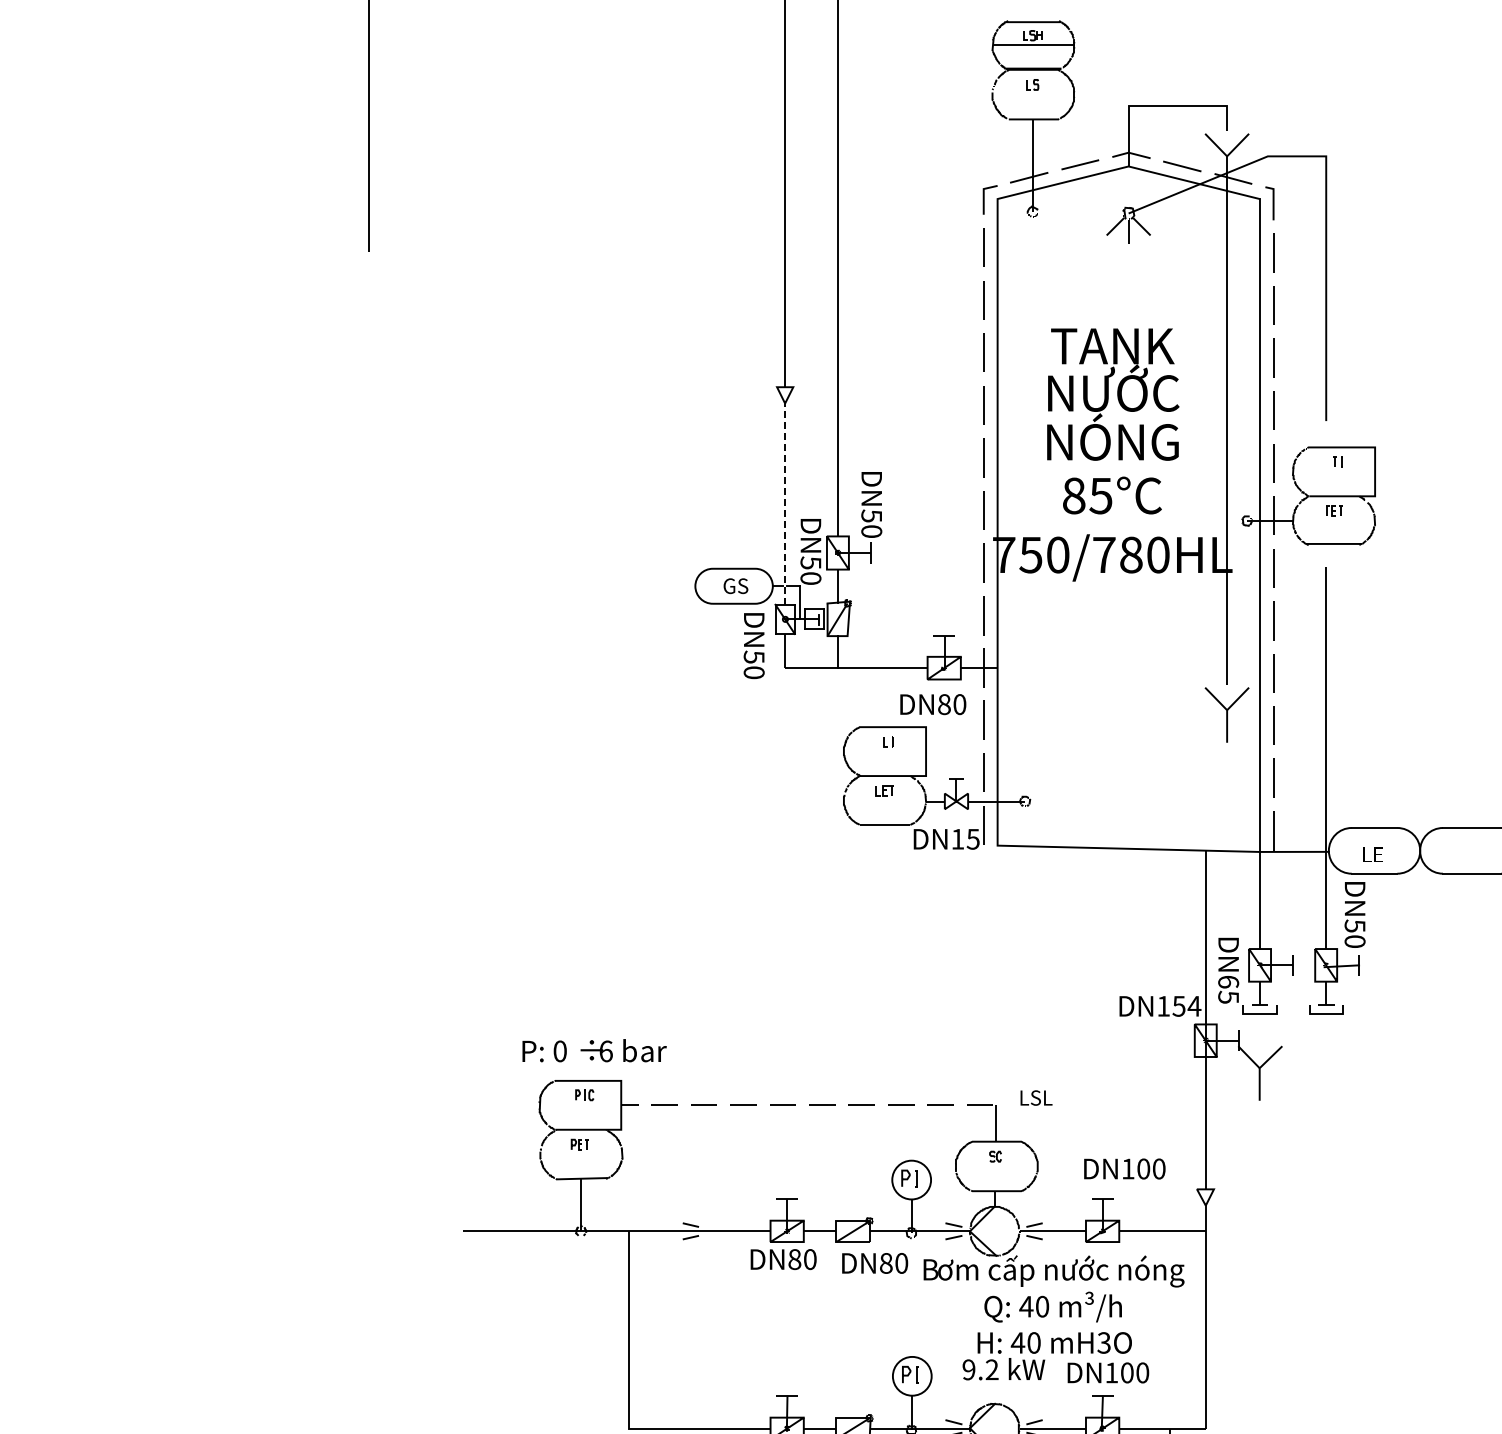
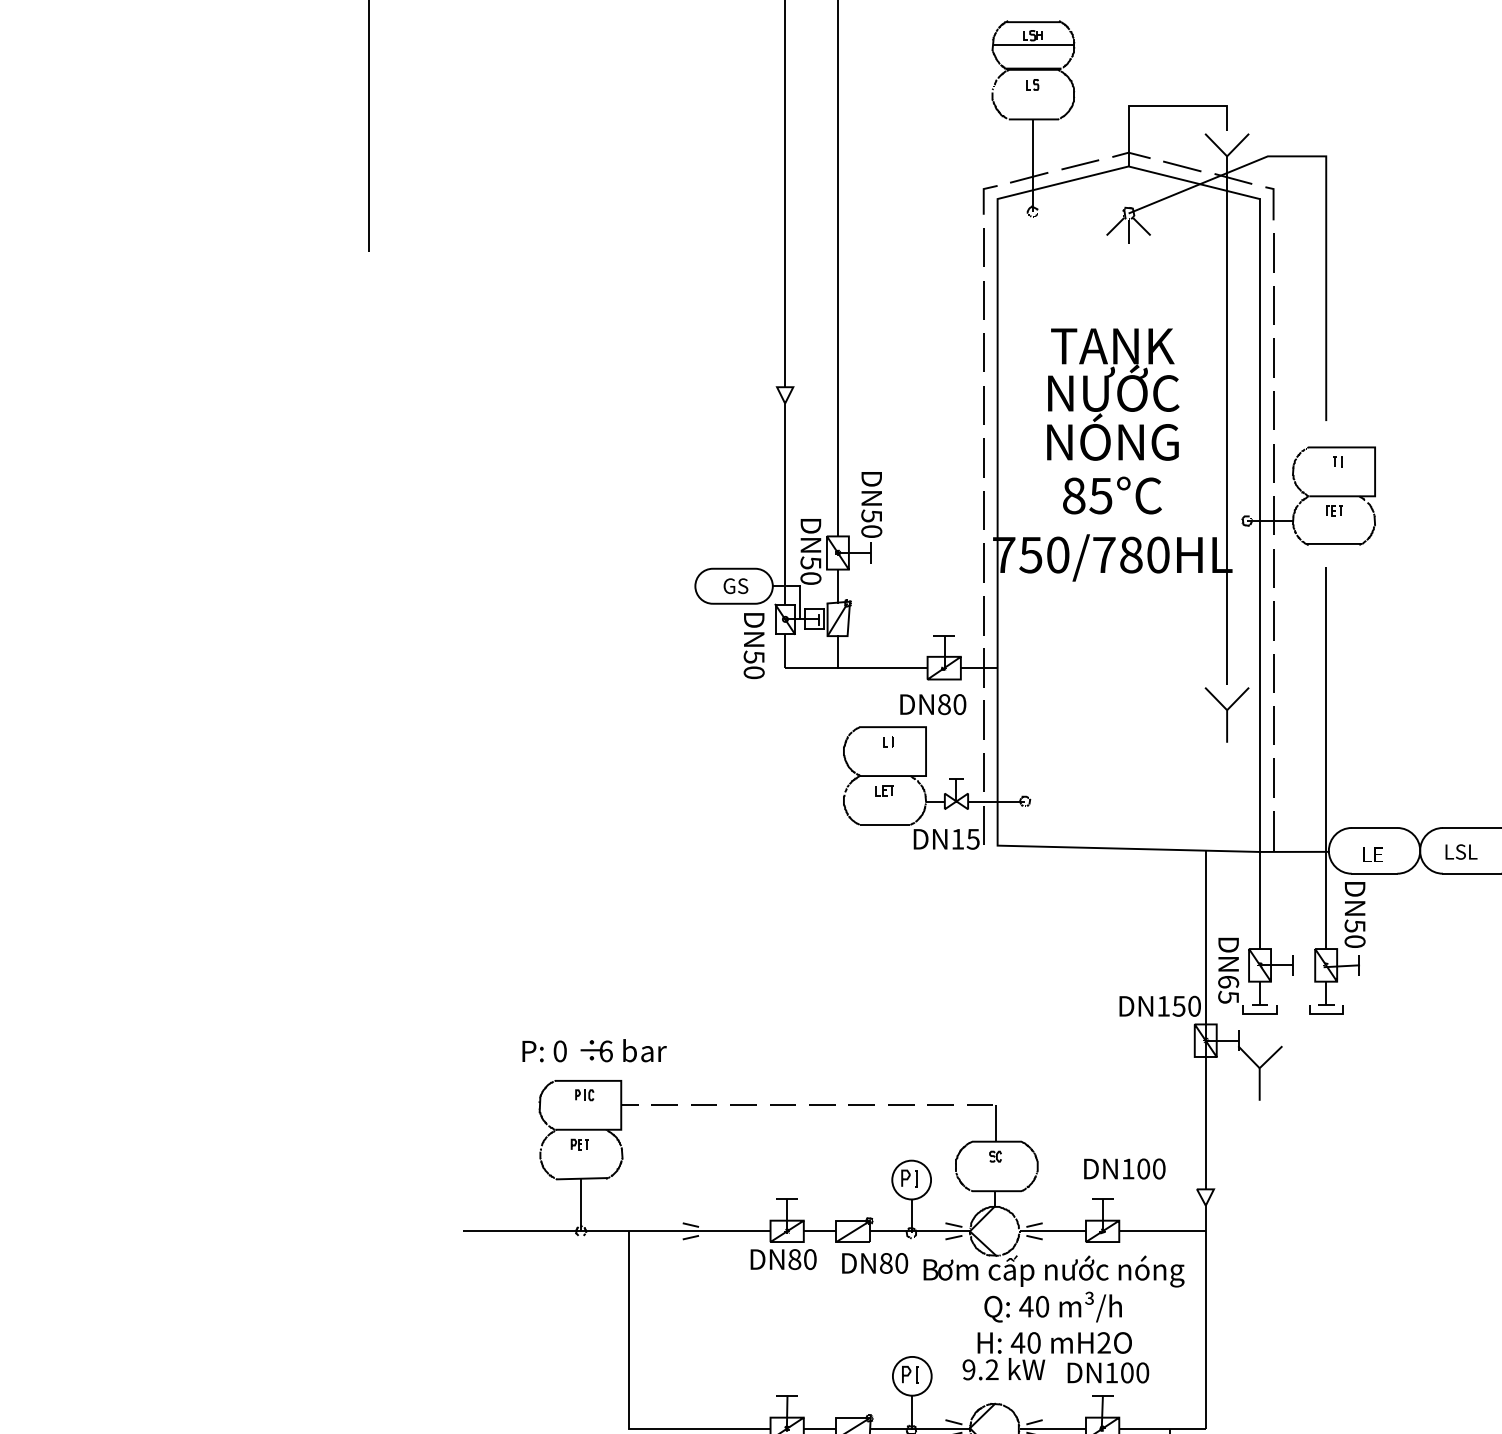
line: dashed -> solid (785, 504)
text: DN154 -> DN150 (1194, 1005)
text position: (1036, 1097) -> (1461, 851) (1461, 851)
text: mH3O -> mH2O (1103, 1342)
